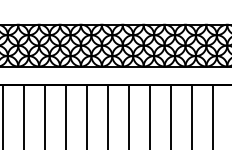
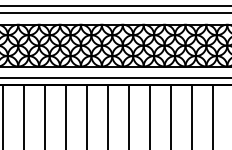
line: none -> present (115, 6)
line: none -> present (115, 13)
line: none -> present (115, 78)
